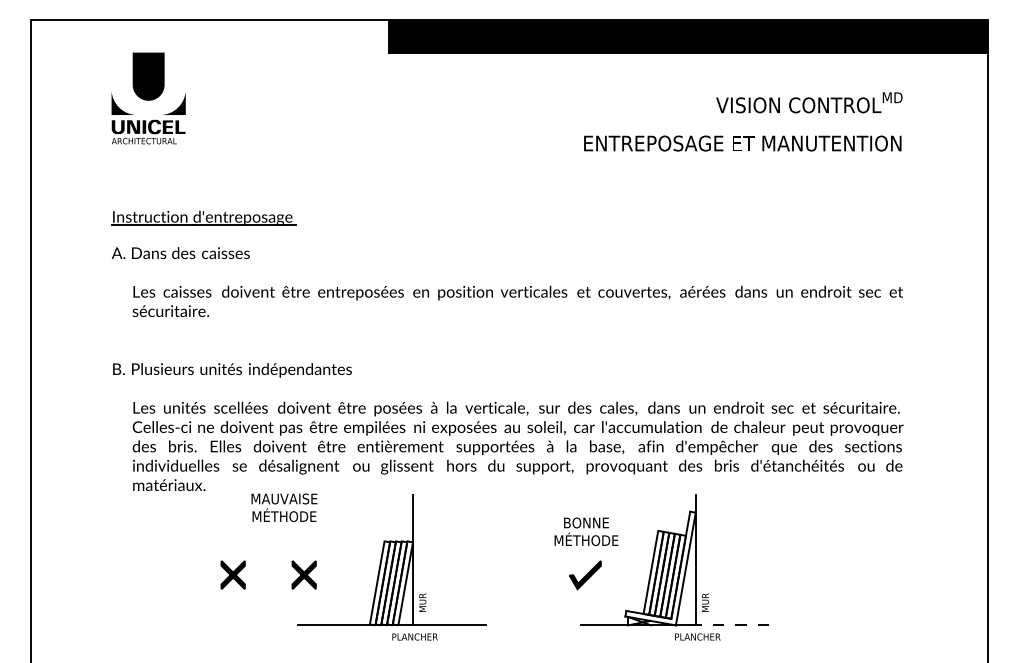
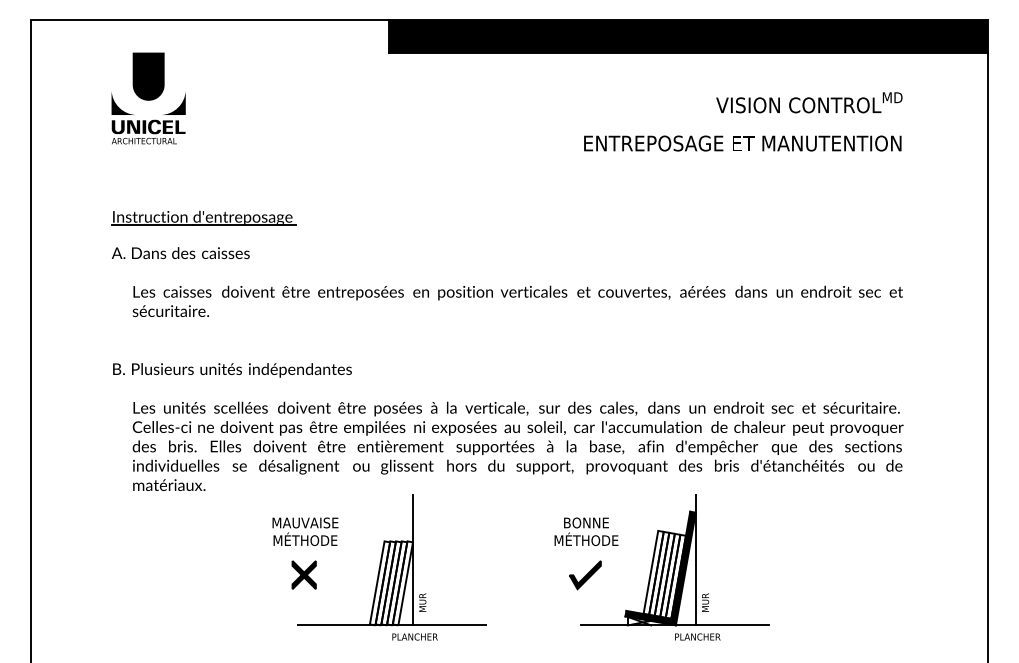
text position: (284, 507) -> (305, 531) (305, 531)
fill: none -> present (660, 568)
part: present -> none (232, 574)
line: dashed -> solid (732, 625)
